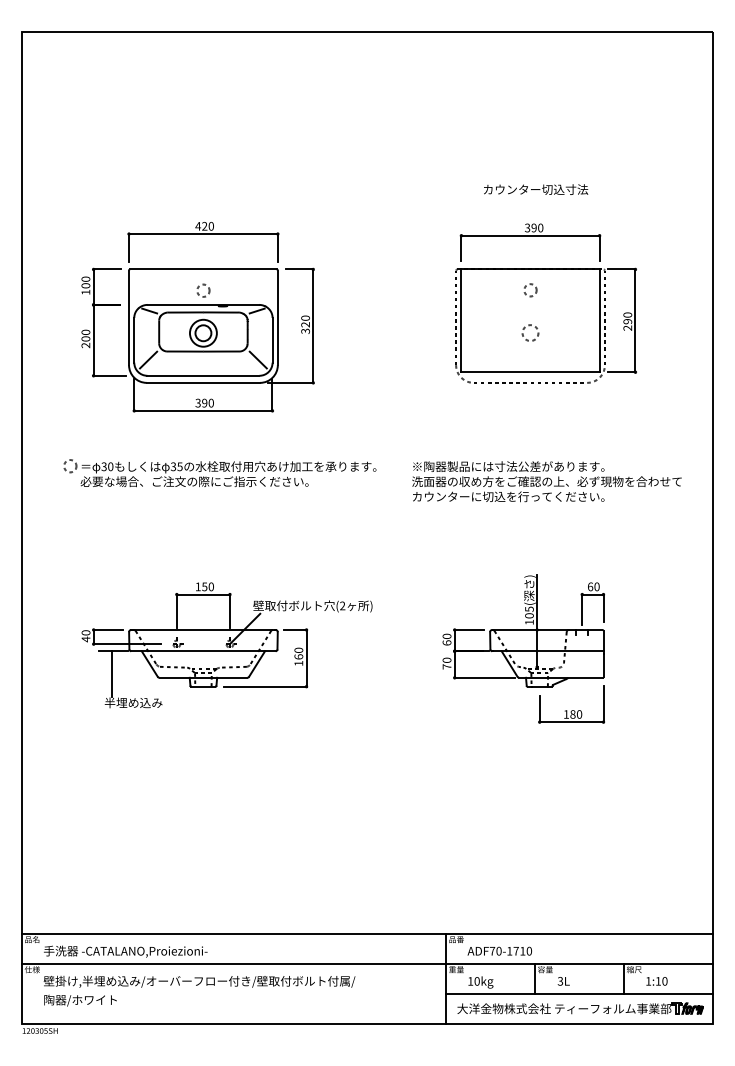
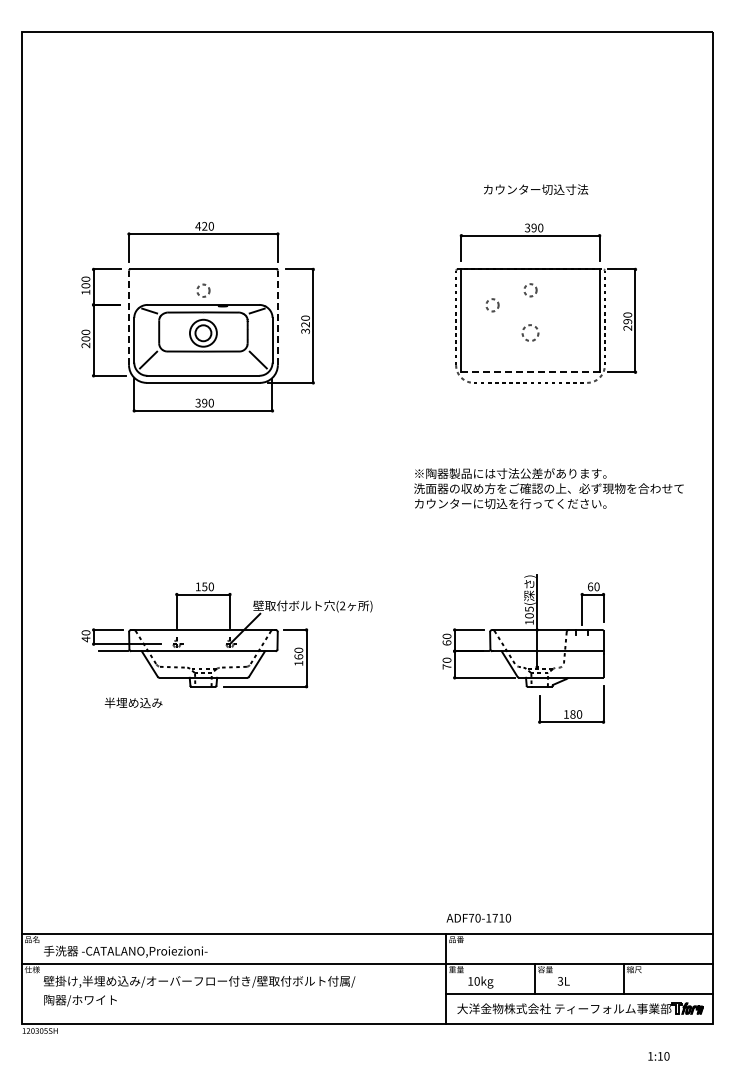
circle: none -> present (492, 305)
line: solid -> dashed (129, 317)
line: solid -> dashed (277, 317)
line: solid -> dashed (530, 372)
part: present -> none (219, 473)
text position: (546, 481) -> (548, 488) (548, 488)
line: present -> none (111, 674)
text position: (499, 950) -> (478, 917) (478, 917)
text position: (656, 981) -> (658, 1056) (658, 1056)
